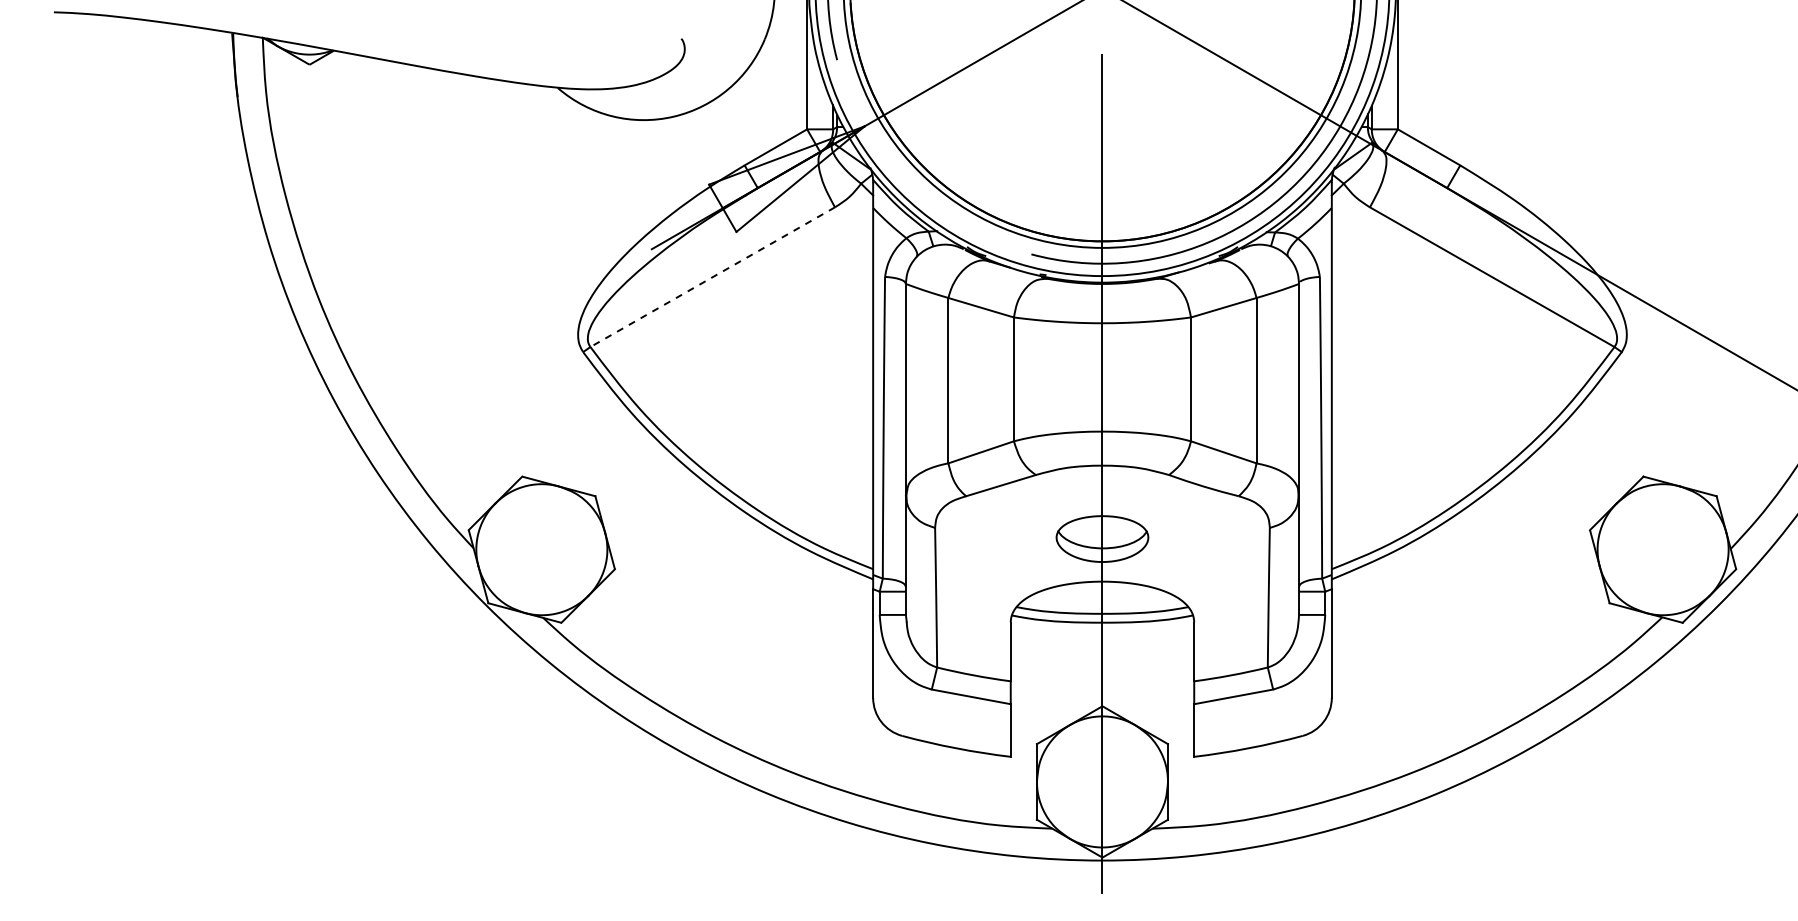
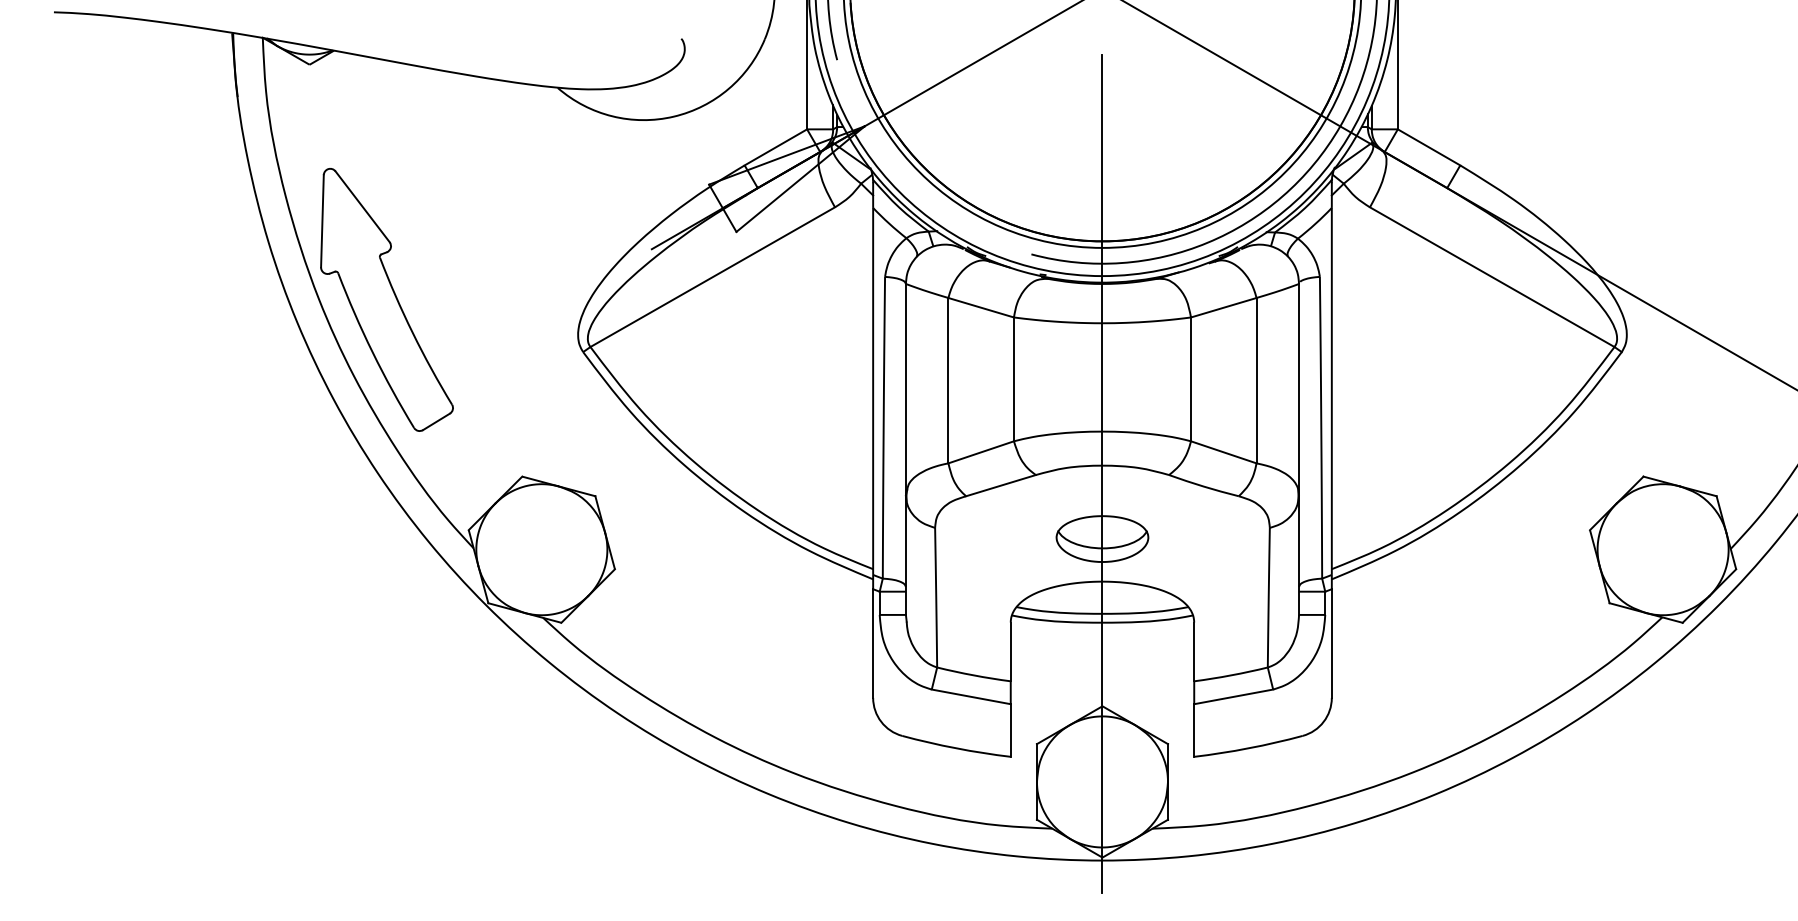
line: dashed -> solid (712, 277)
part: none -> present (386, 299)
